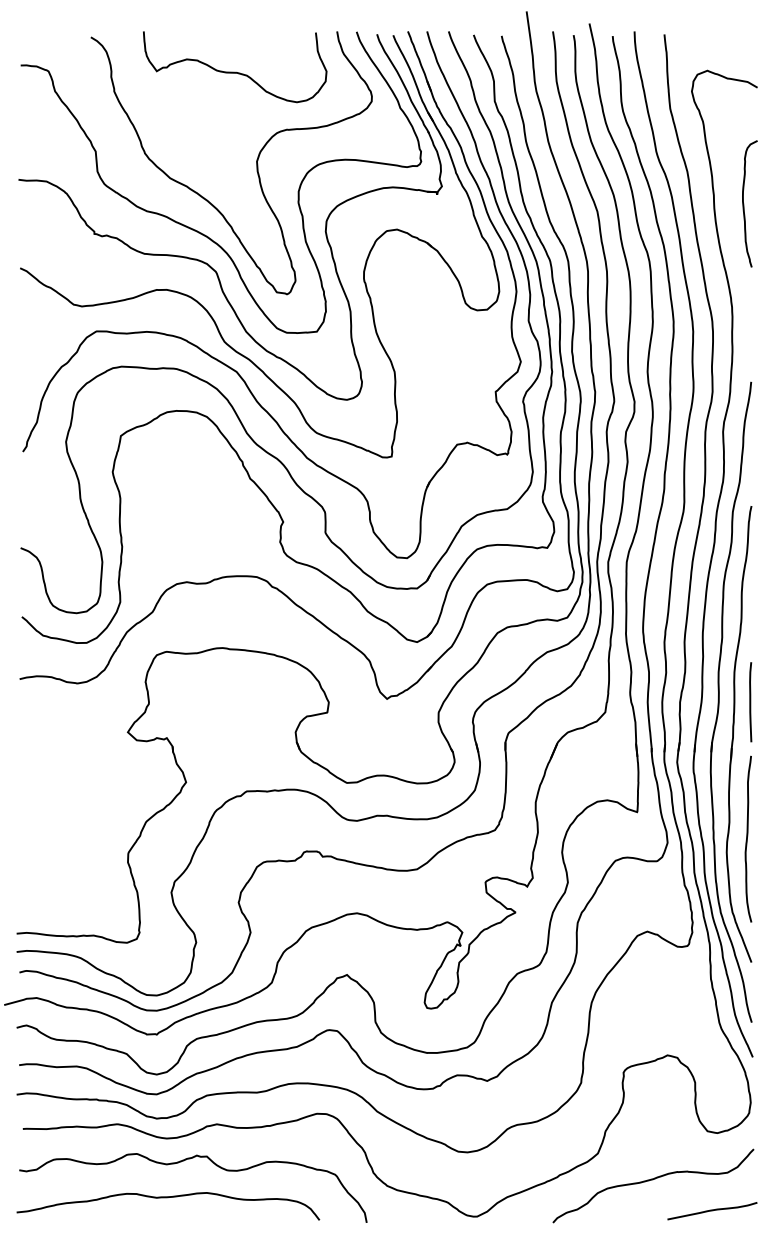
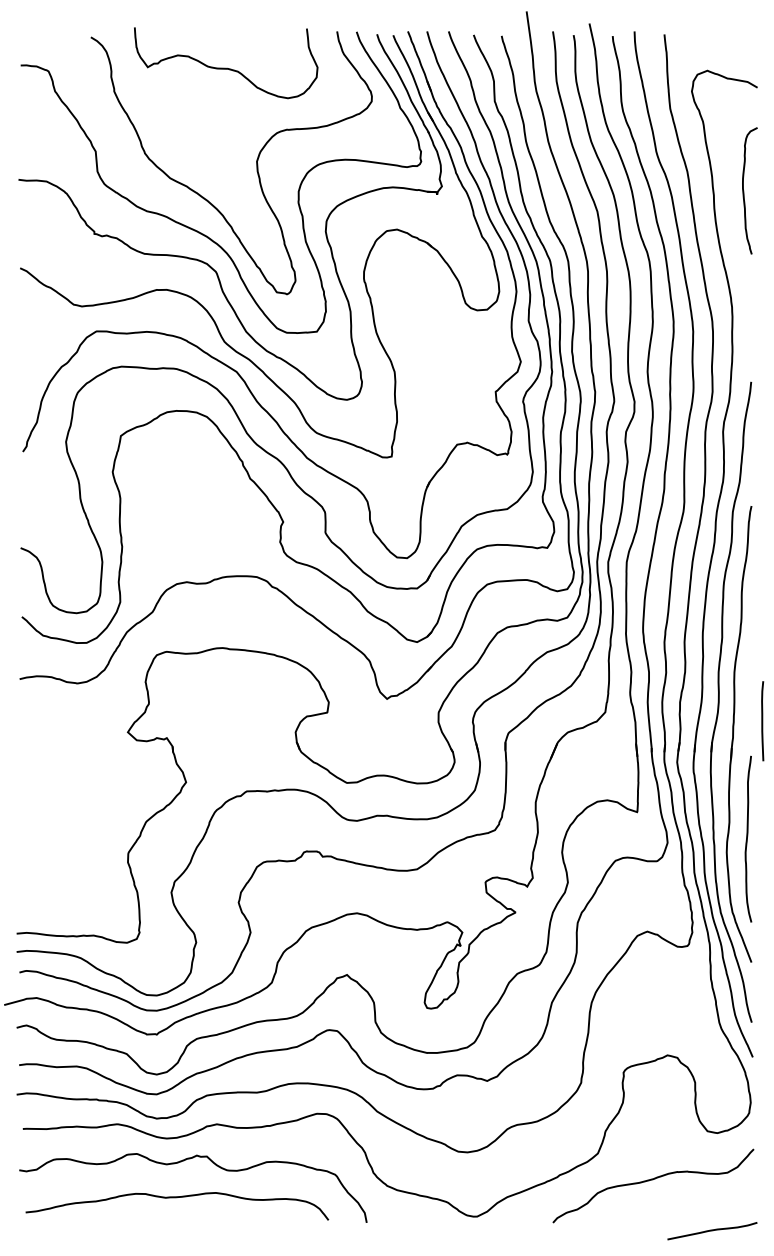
curve position: (235, 71) -> (226, 67) (226, 67)
curve position: (744, 203) -> (744, 190) (744, 190)
line position: (750, 702) -> (762, 721) (762, 721)
curve position: (168, 1198) -> (177, 1198) (177, 1198)
curve position: (712, 1211) -> (712, 1231) (712, 1231)
